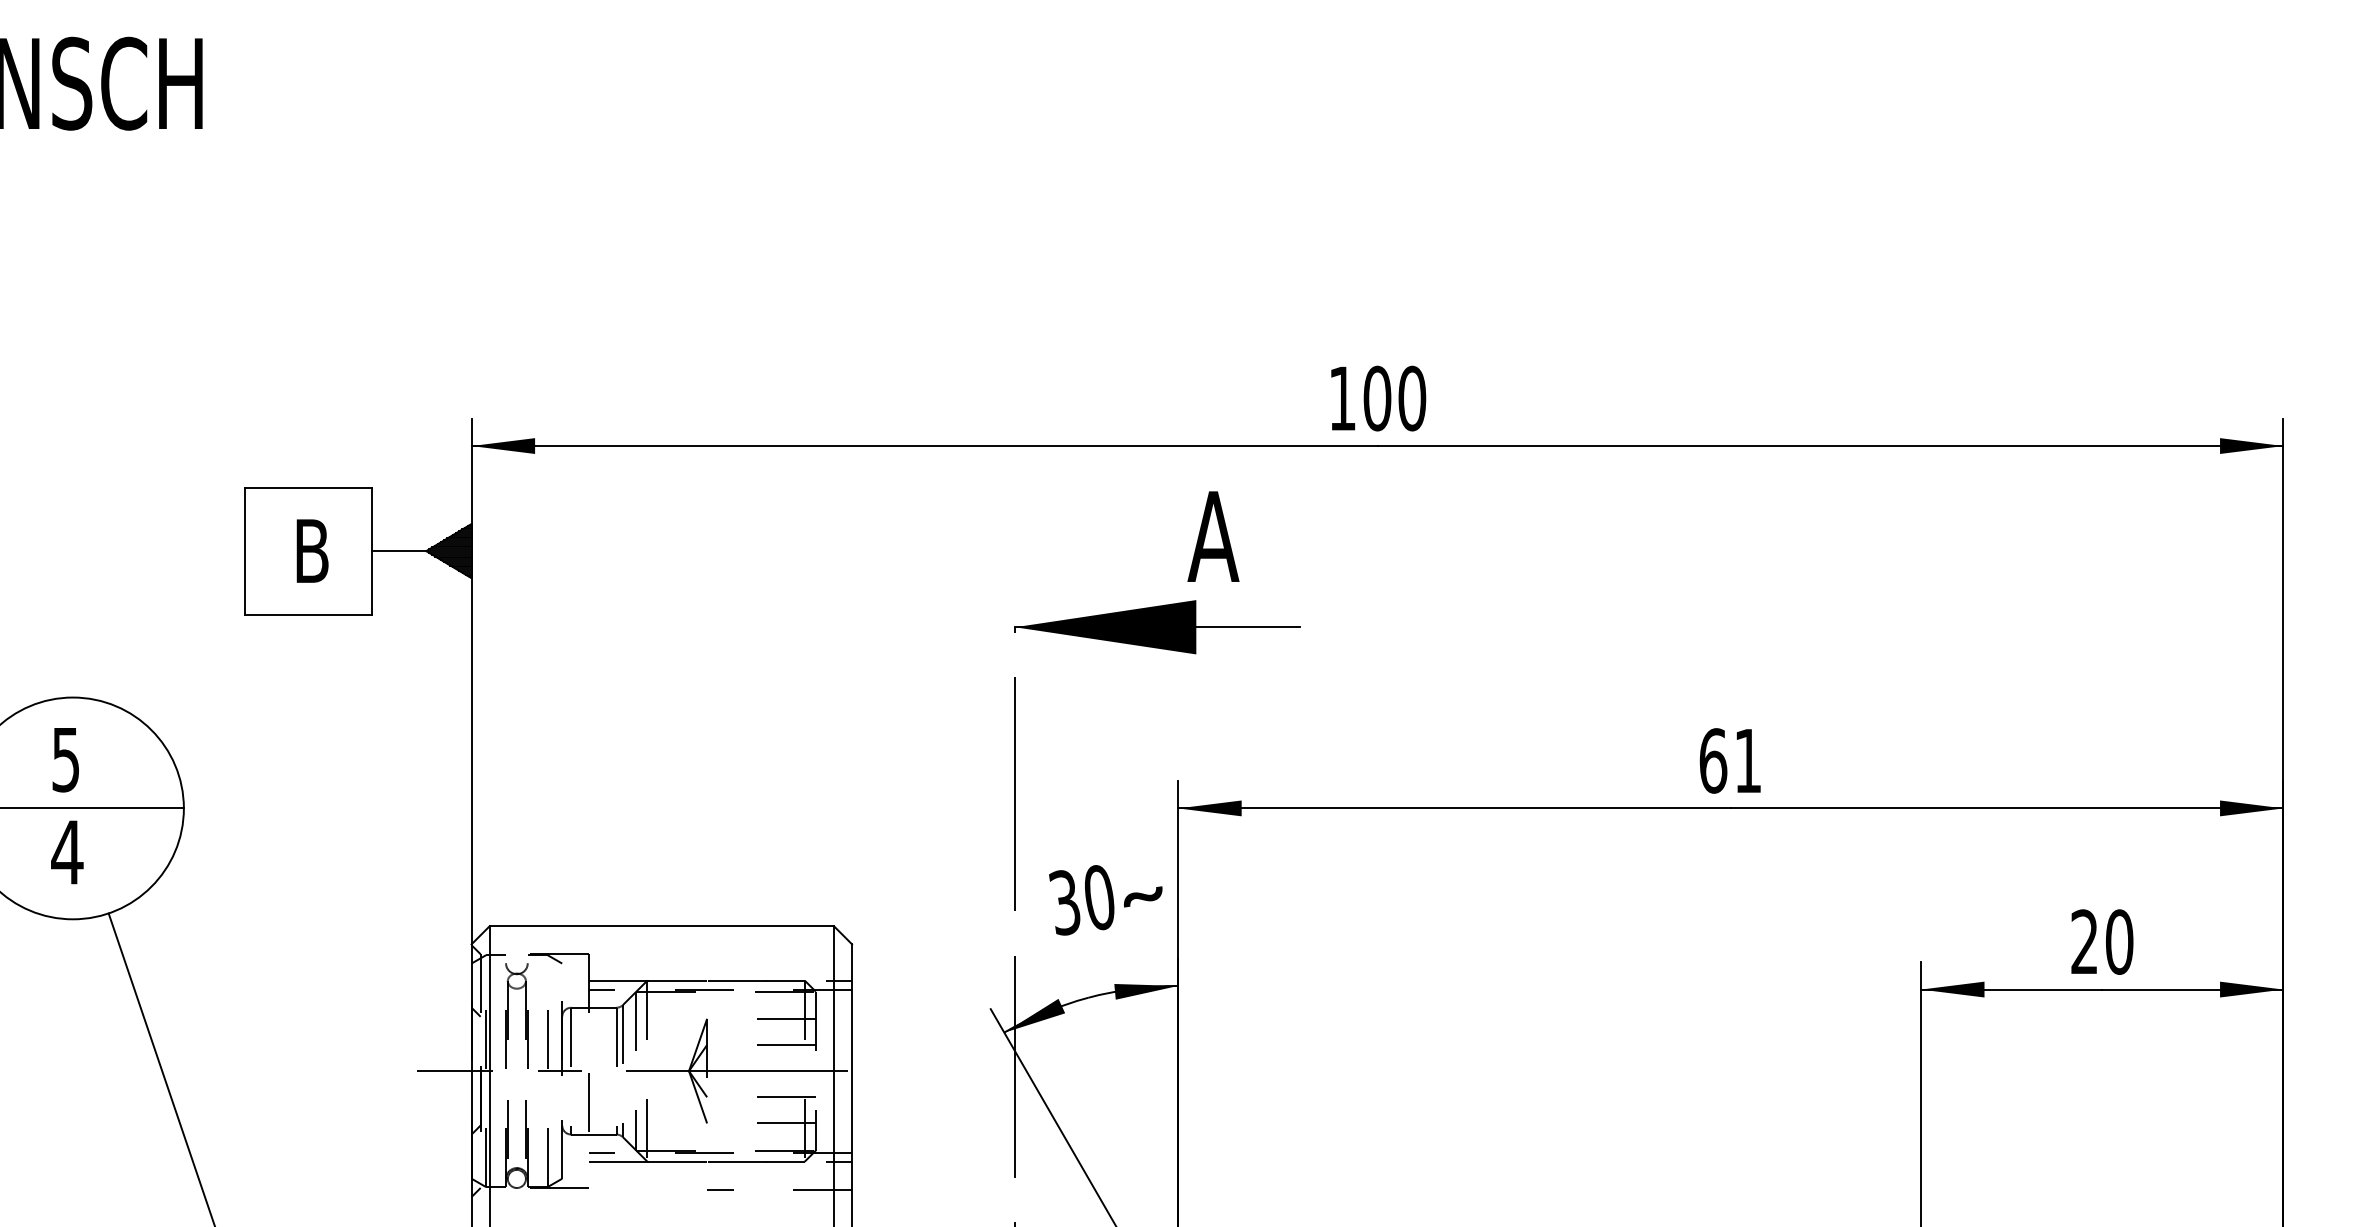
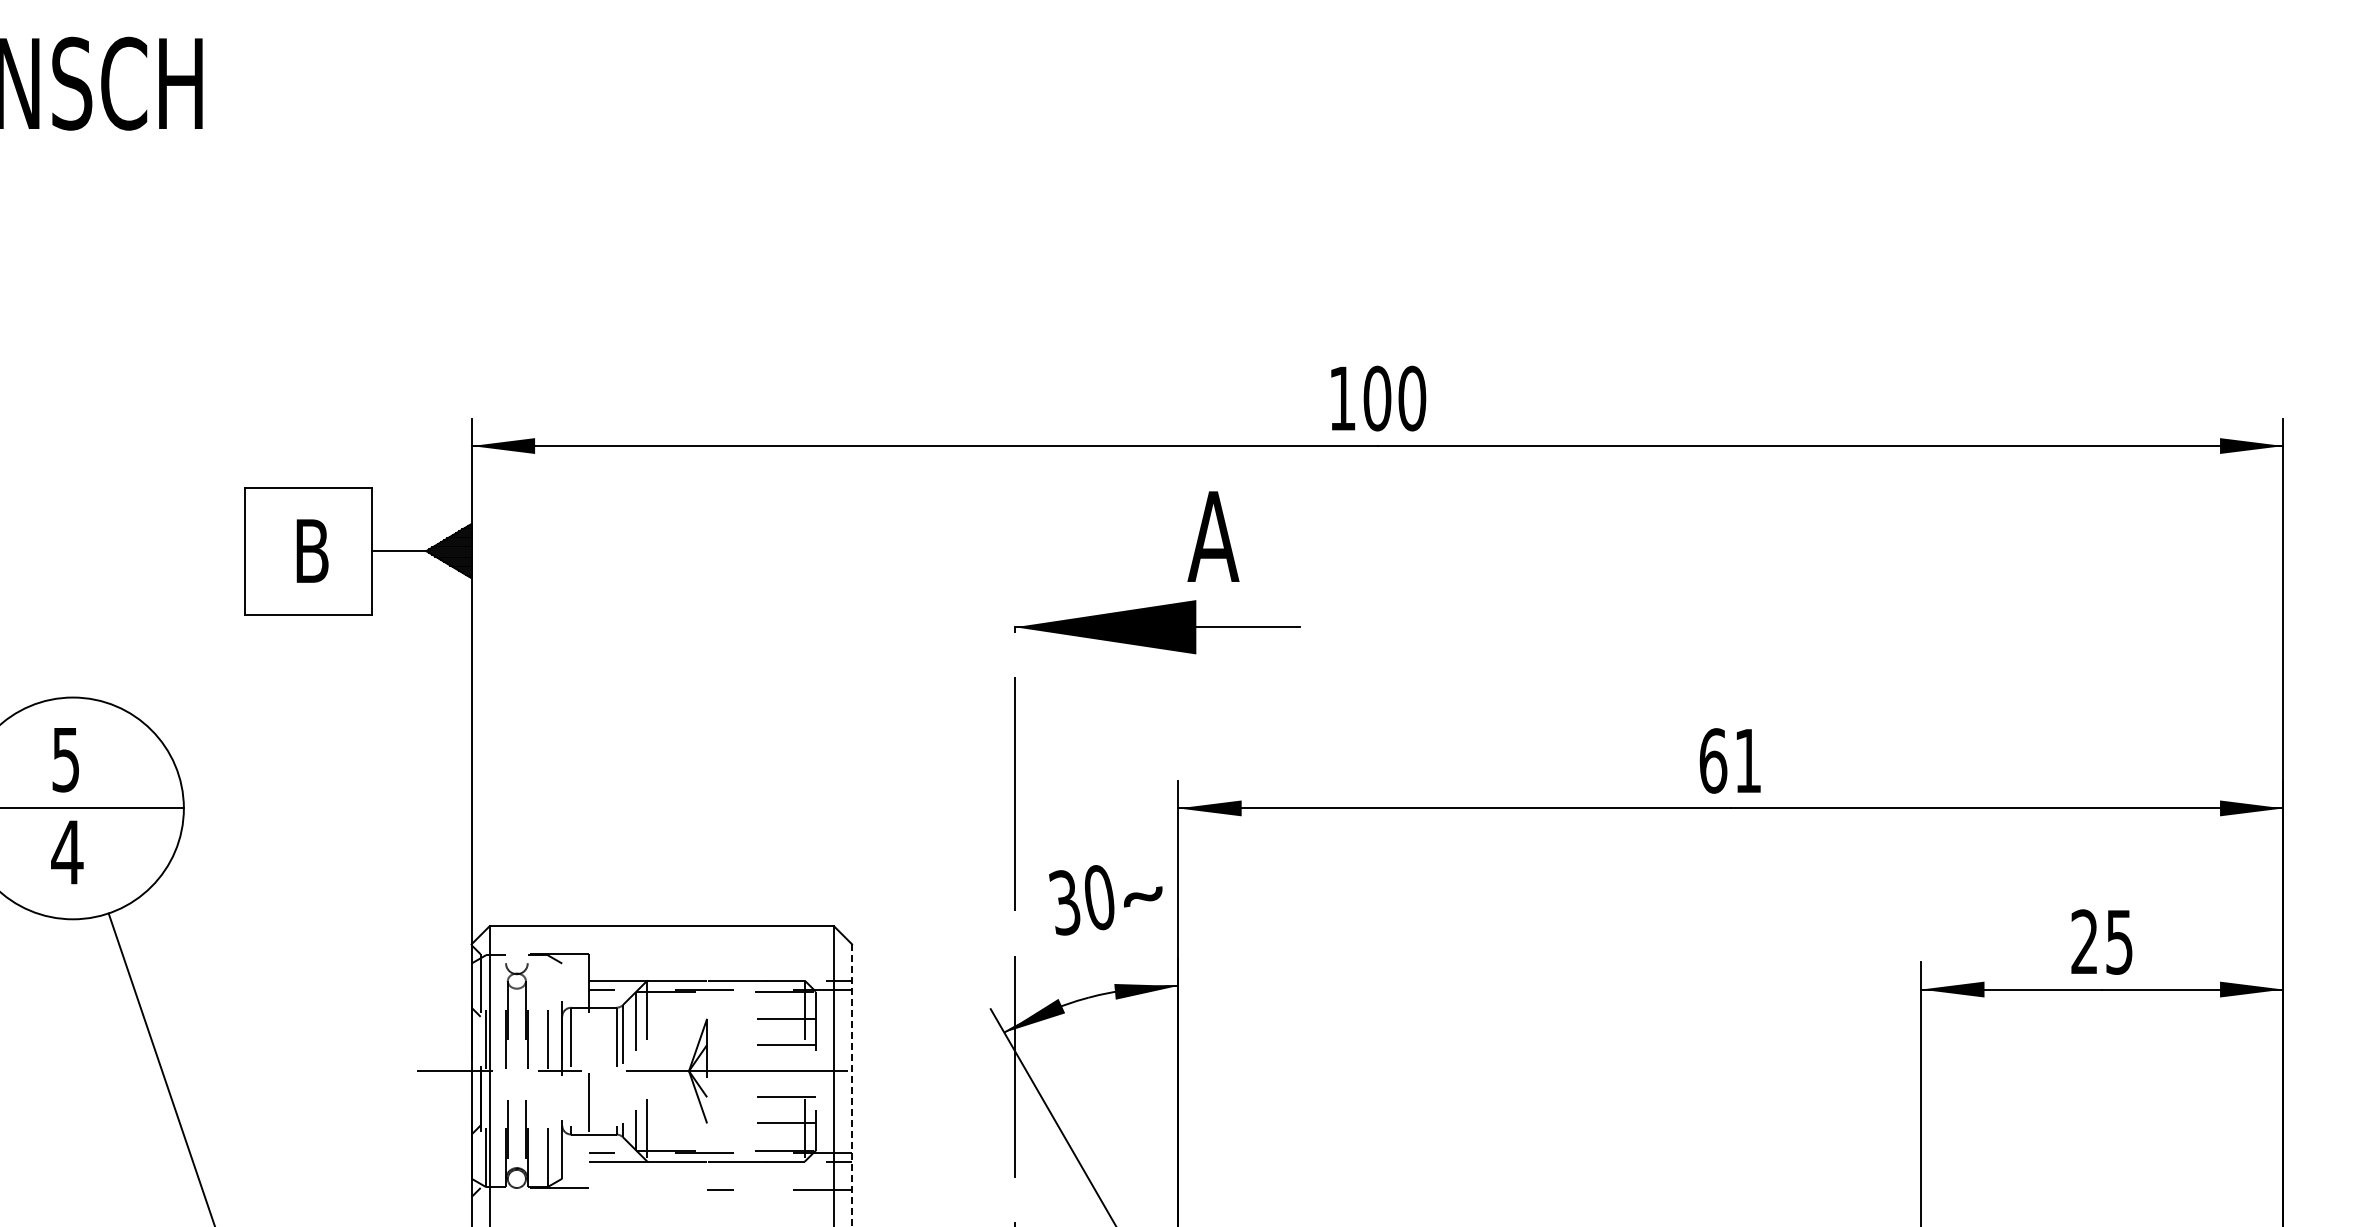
text: 20 -> 25 (2119, 941)
line: solid -> dashed (852, 1085)
